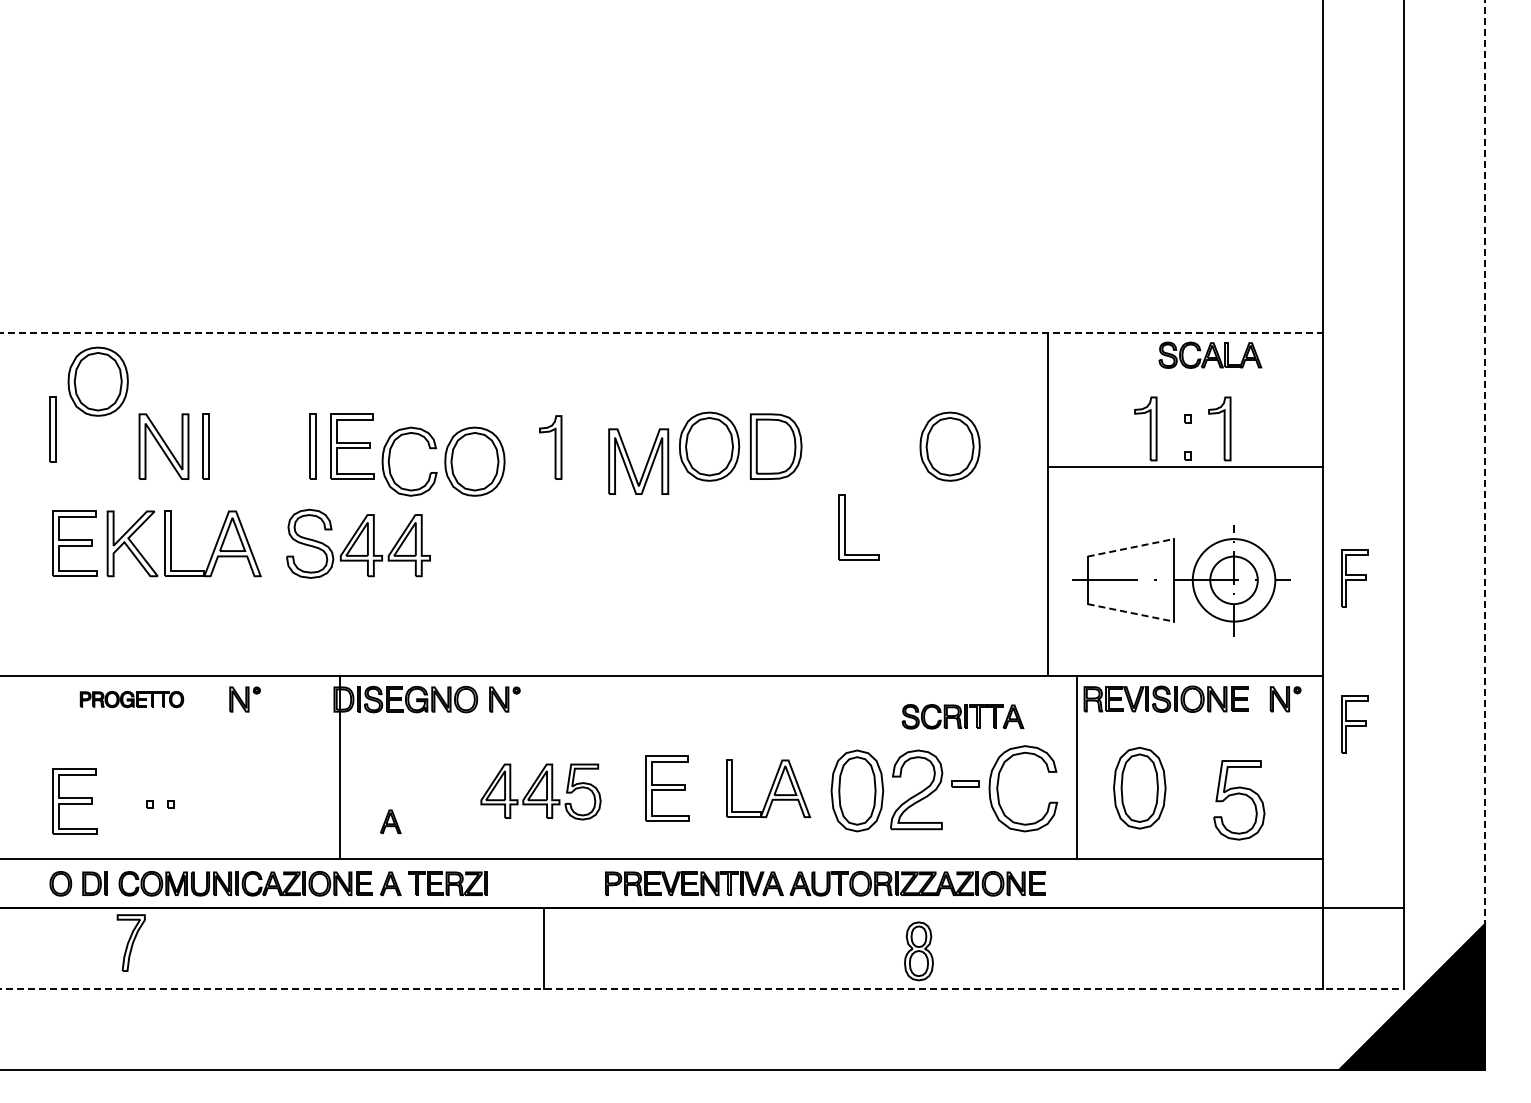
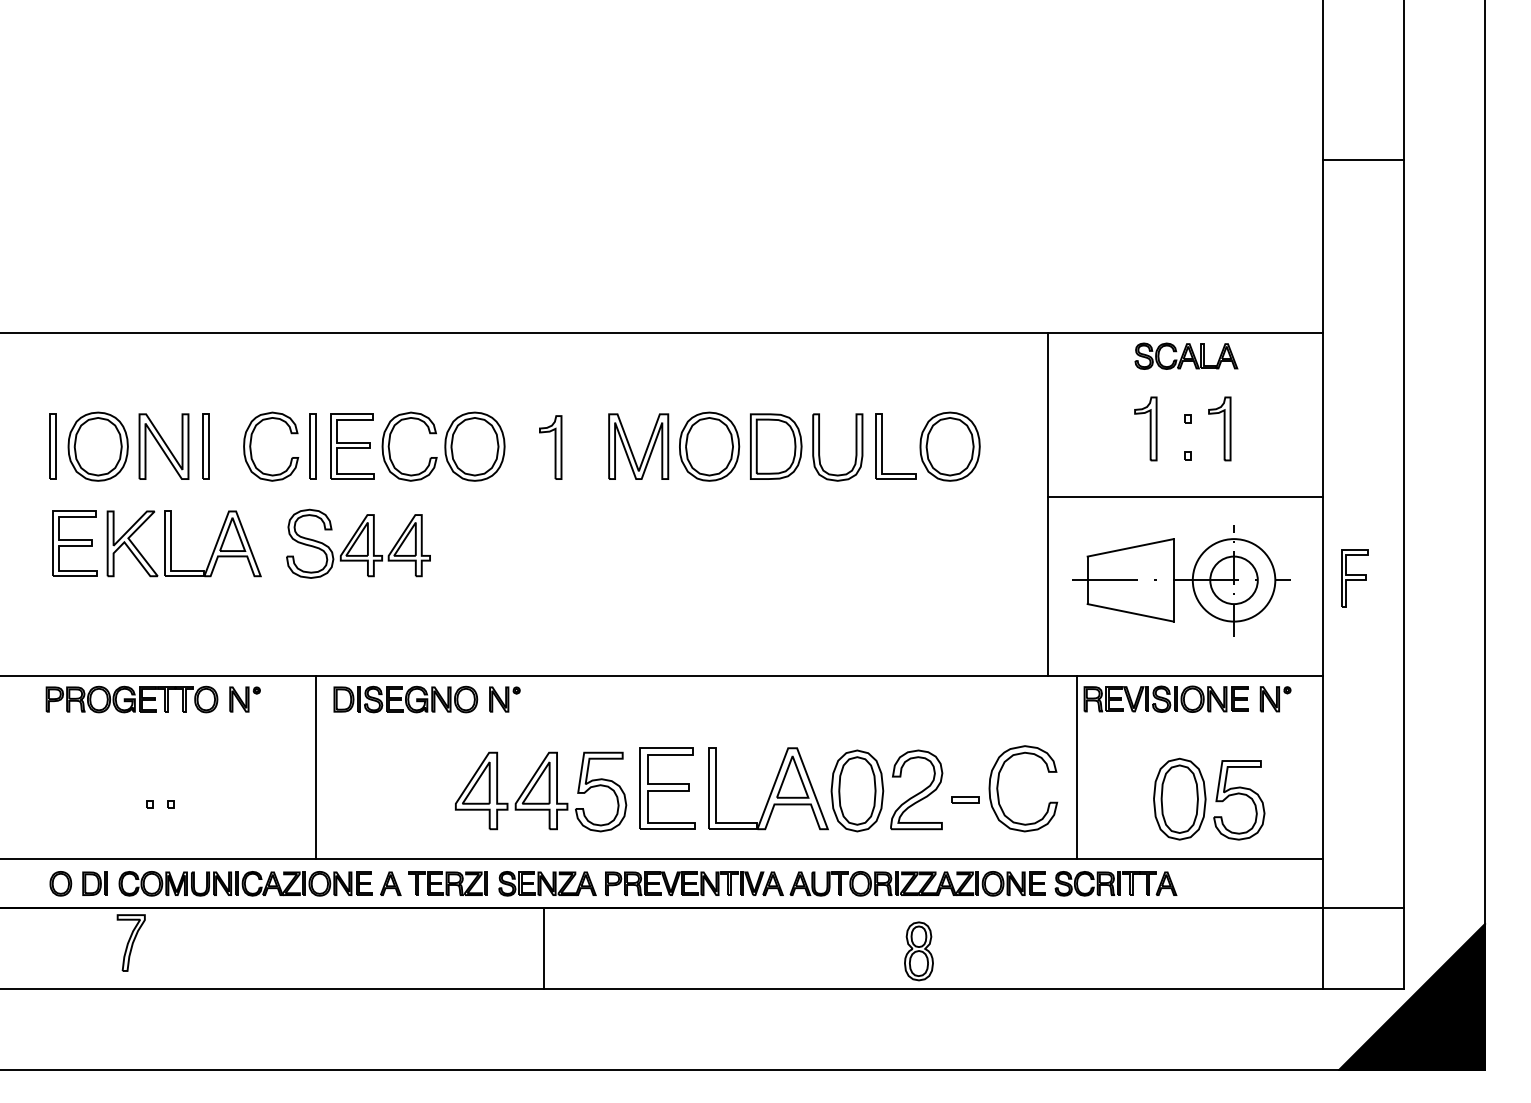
line: none -> present (1363, 160)
line: dashed -> solid (662, 332)
part position: (1210, 354) -> (1186, 355) (1186, 355)
part position: (97, 381) -> (97, 446) (97, 446)
part position: (52, 429) -> (52, 446) (52, 446)
part: none -> present (251, 446)
part: none -> present (819, 447)
part position: (443, 461) -> (443, 446) (443, 446)
part position: (631, 463) -> (631, 448) (631, 448)
line position: (1185, 466) -> (1185, 496) (1185, 496)
part position: (845, 527) -> (882, 446) (882, 446)
line: dashed -> solid (1485, 534)
line: dashed -> solid (1130, 547)
line: dashed -> solid (1130, 612)
part size: 106x18 px -> 174x29 px (131, 699)
part position: (1285, 699) -> (1275, 699) (1275, 699)
part position: (962, 716) -> (1115, 883) (1115, 883)
part: present -> none (1354, 724)
line position: (339, 767) -> (315, 767) (315, 767)
part position: (965, 783) -> (965, 799) (965, 799)
part position: (1139, 787) -> (1179, 798) (1179, 798)
part size: 45x67 px -> 57x83 px (667, 788)
part size: 86x59 px -> 121x84 px (768, 788)
part size: 122x58 px -> 174x82 px (540, 791)
part: present -> none (74, 801)
part: present -> none (390, 821)
part: none -> present (547, 883)
line: dashed -> solid (702, 988)
